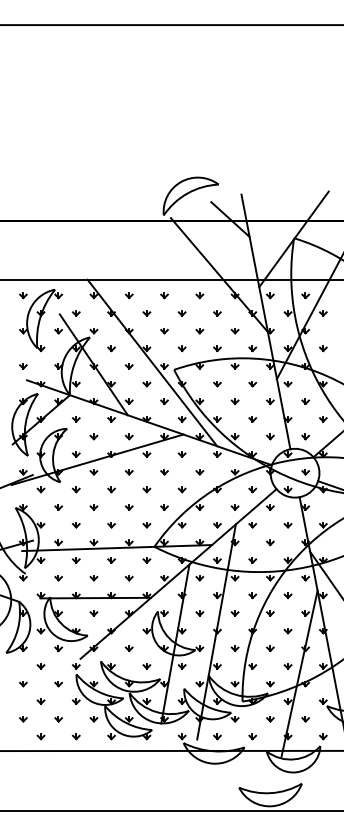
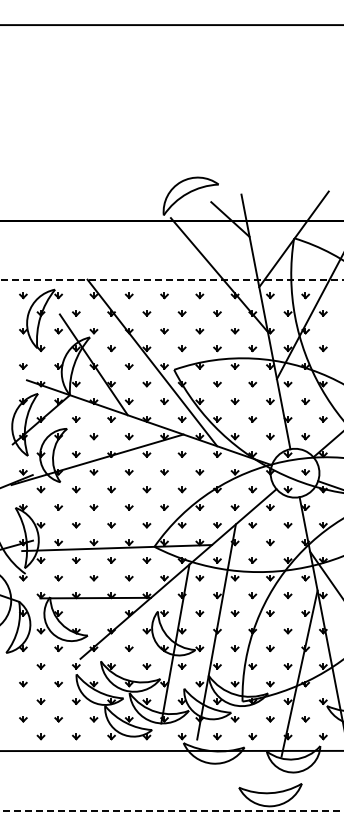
line: solid -> dashed (172, 280)
part: present -> none (93, 613)
line: solid -> dashed (171, 810)
